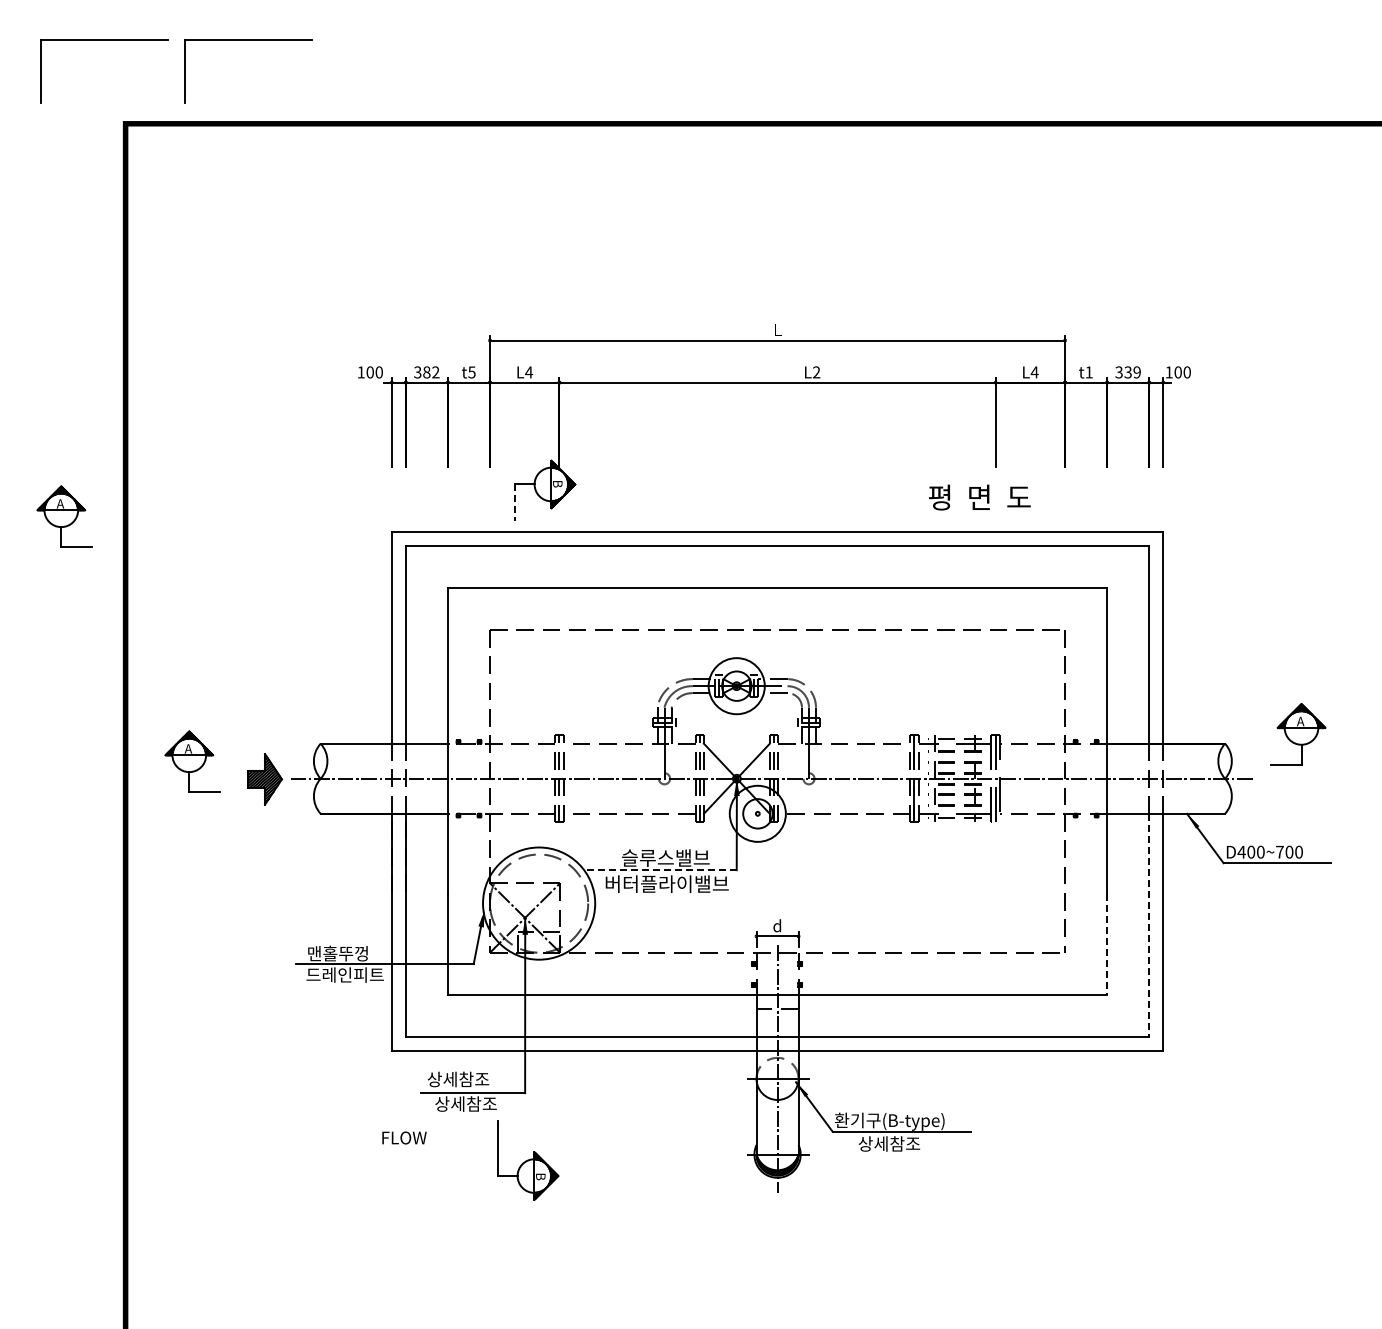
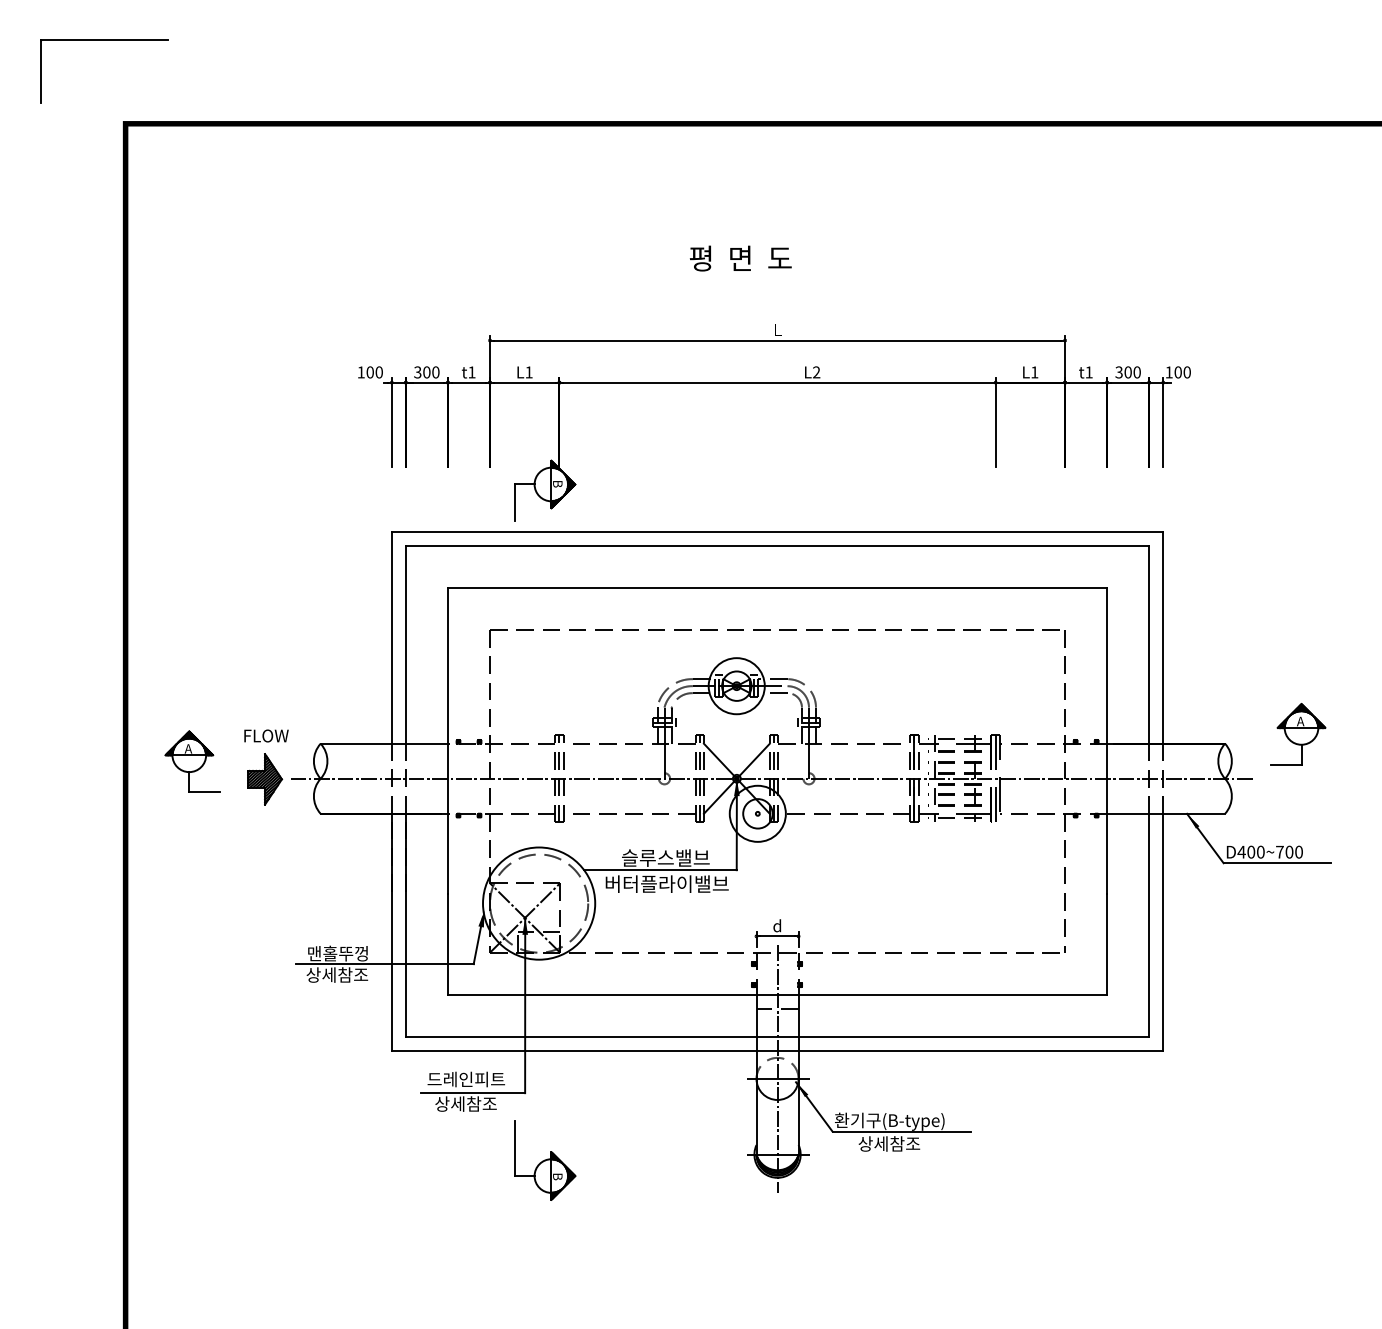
part: present -> none (248, 40)
text: 382 -> 300 (431, 372)
text: t5 -> t1 (471, 372)
text: L4 -> L1 (529, 372)
text: L4 -> L1 (1034, 372)
text: 339 -> 300 (1132, 372)
text position: (979, 497) -> (740, 258) (740, 258)
line: dashed -> solid (514, 503)
part: present -> none (64, 516)
line: dashed -> solid (660, 870)
line: dashed -> solid (1149, 925)
line: dashed -> solid (1107, 944)
text: 드레인피트 -> 상세참조 (344, 974)
text: 상세참조 -> 드레인피트 (466, 1079)
text position: (404, 1137) -> (266, 735) (266, 735)
part position: (528, 1160) -> (545, 1160) (545, 1160)
